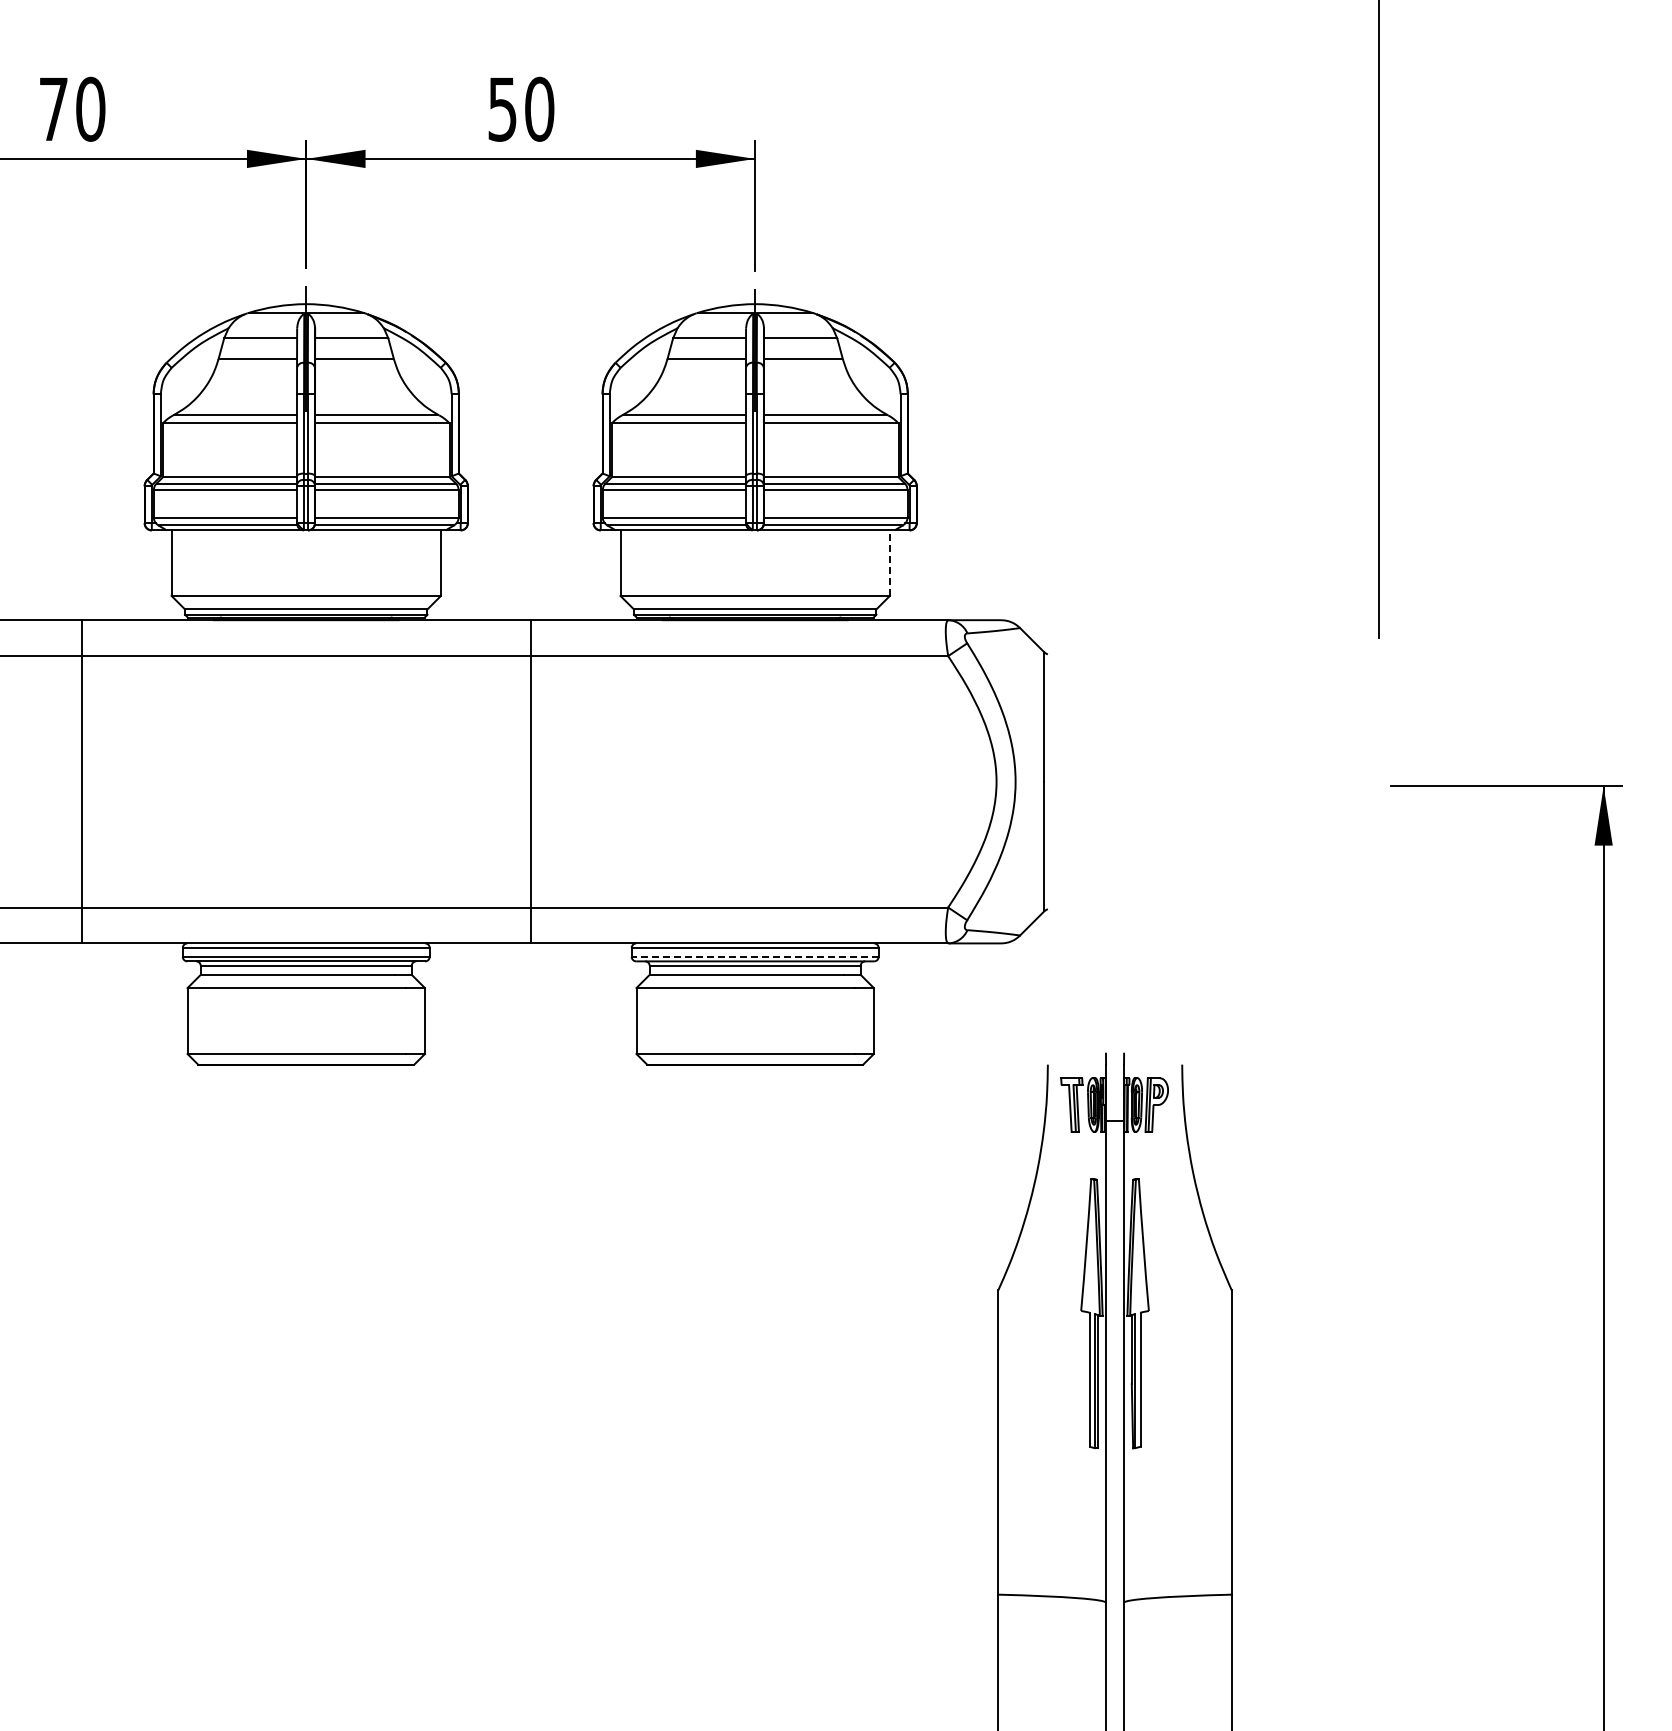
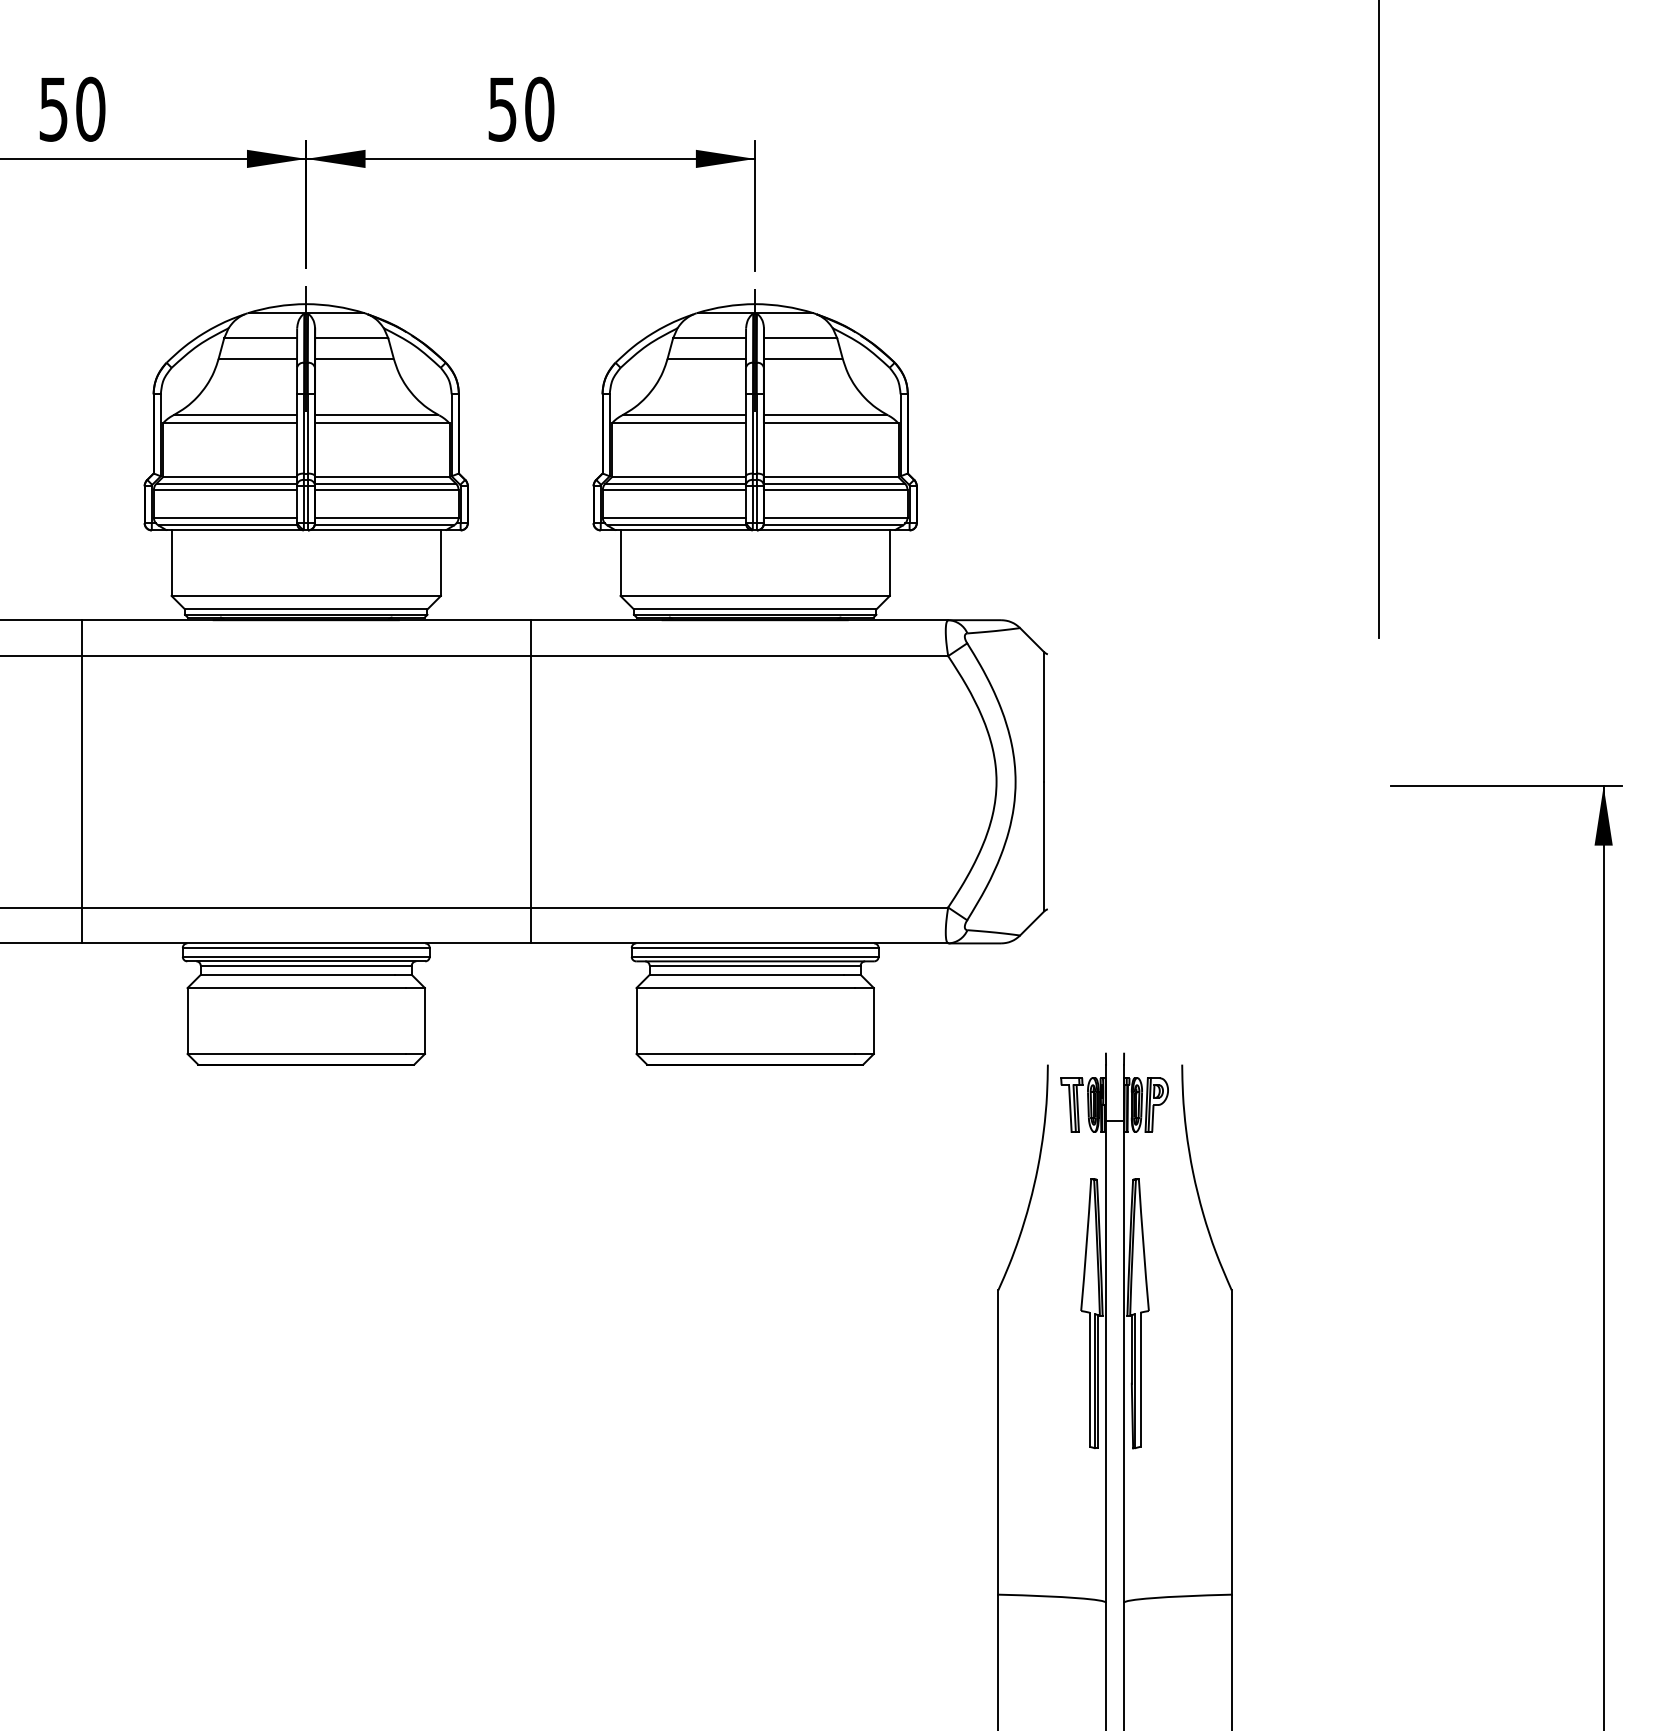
text: 70 -> 50 (53, 109)
line: dashed -> solid (889, 563)
line: dashed -> solid (754, 956)
